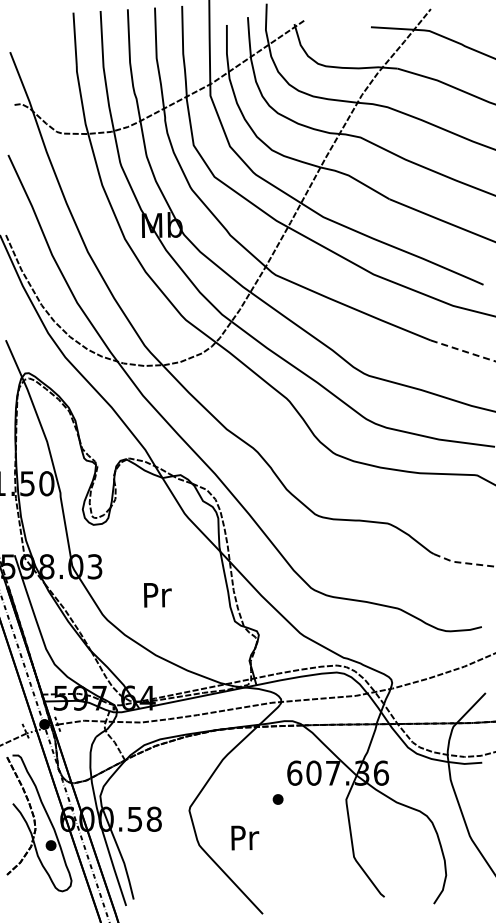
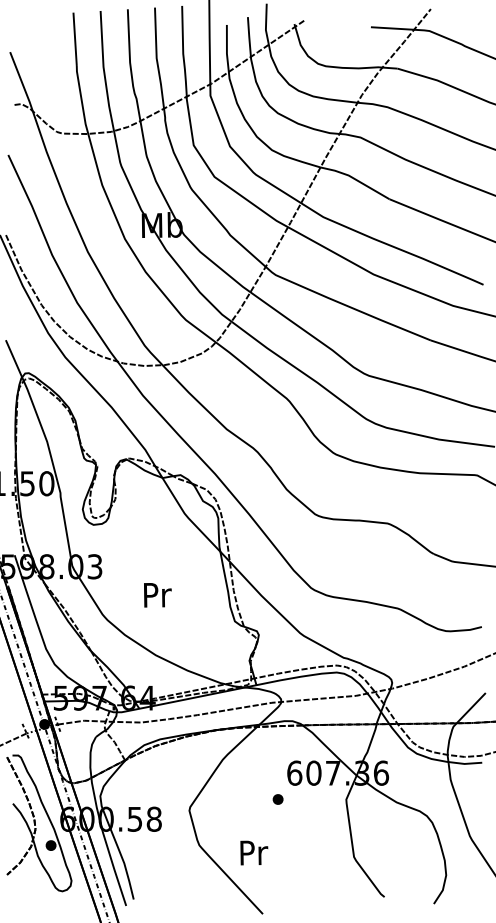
line: dashed -> solid (463, 351)
line: dashed -> solid (463, 562)
text position: (245, 837) -> (254, 852) (254, 852)
